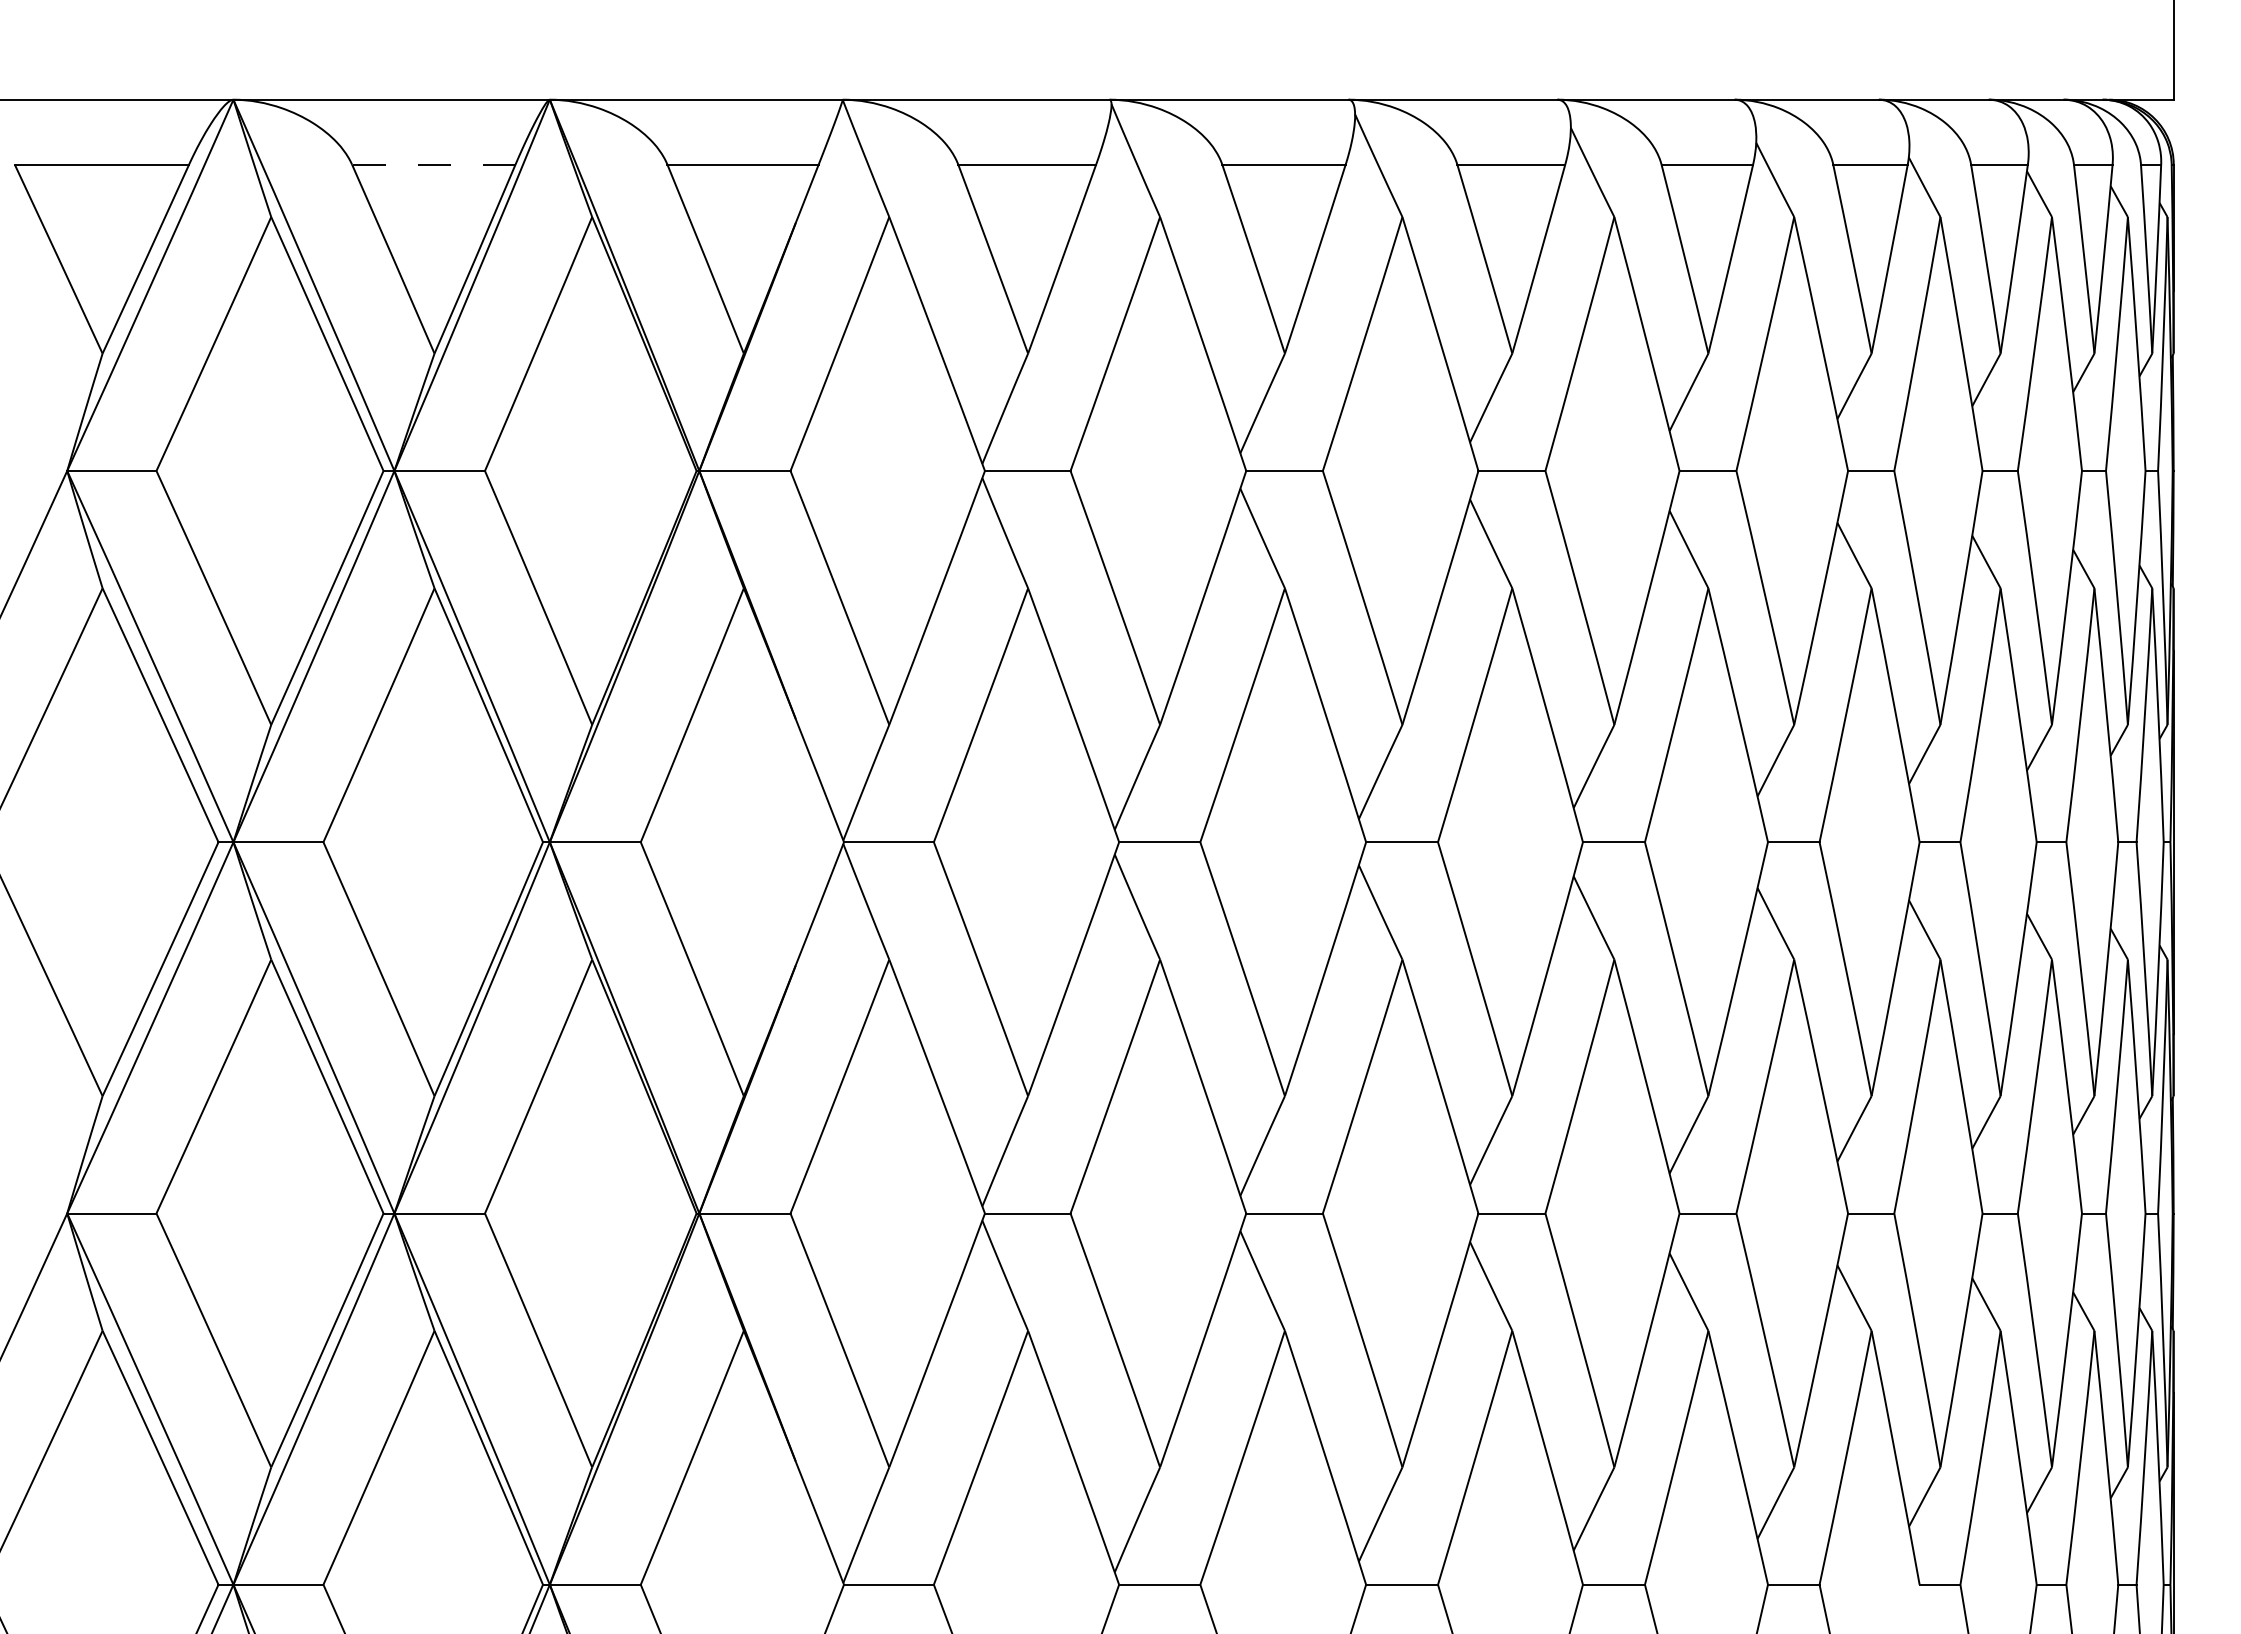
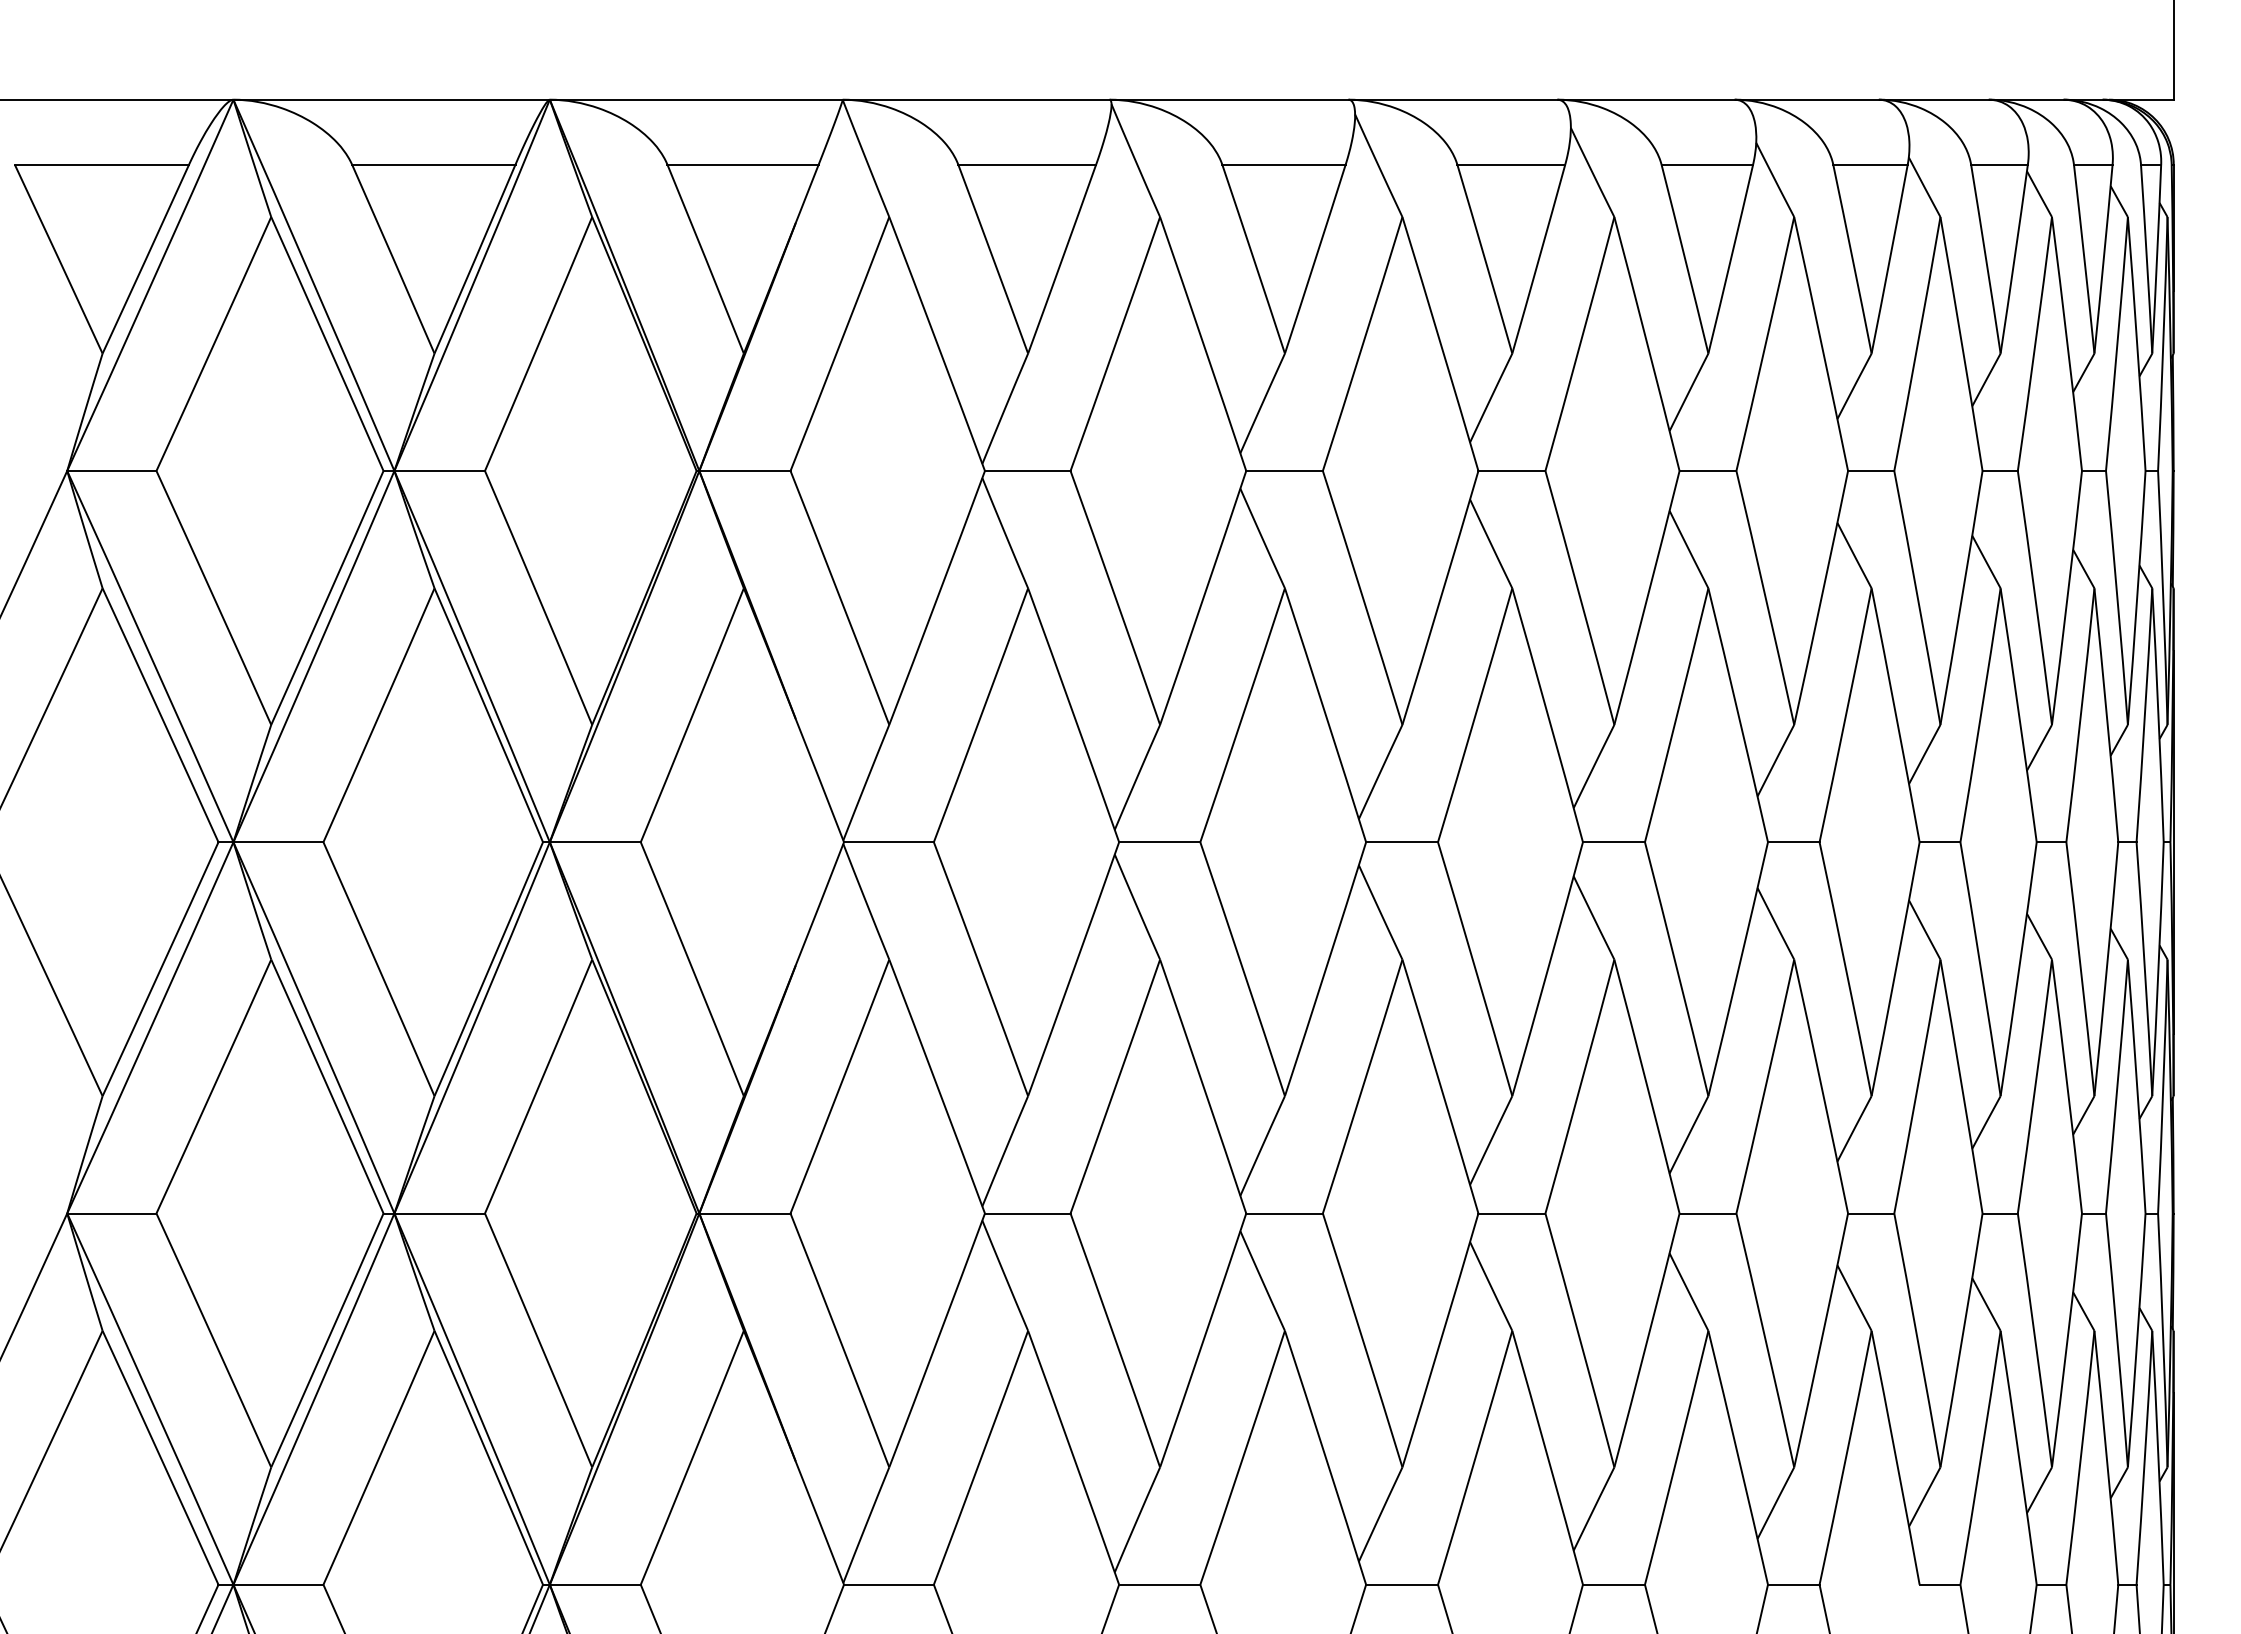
line: dashed -> solid (433, 164)
